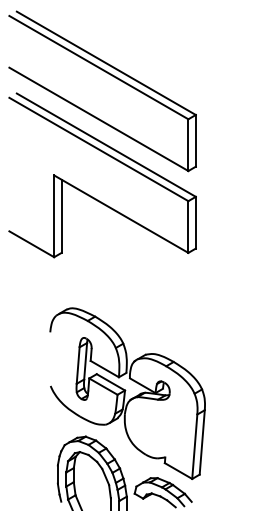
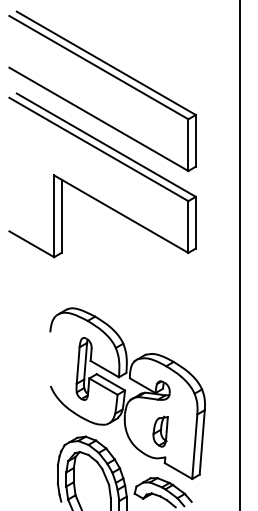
line: none -> present (239, 254)
part: none -> present (160, 431)
